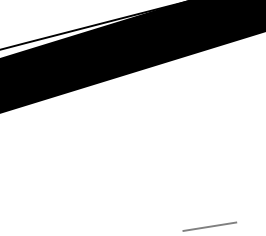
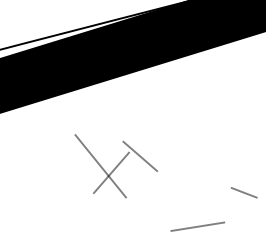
part: none -> present (115, 166)
line: none -> present (243, 192)
line position: (209, 226) -> (197, 226) (197, 226)
